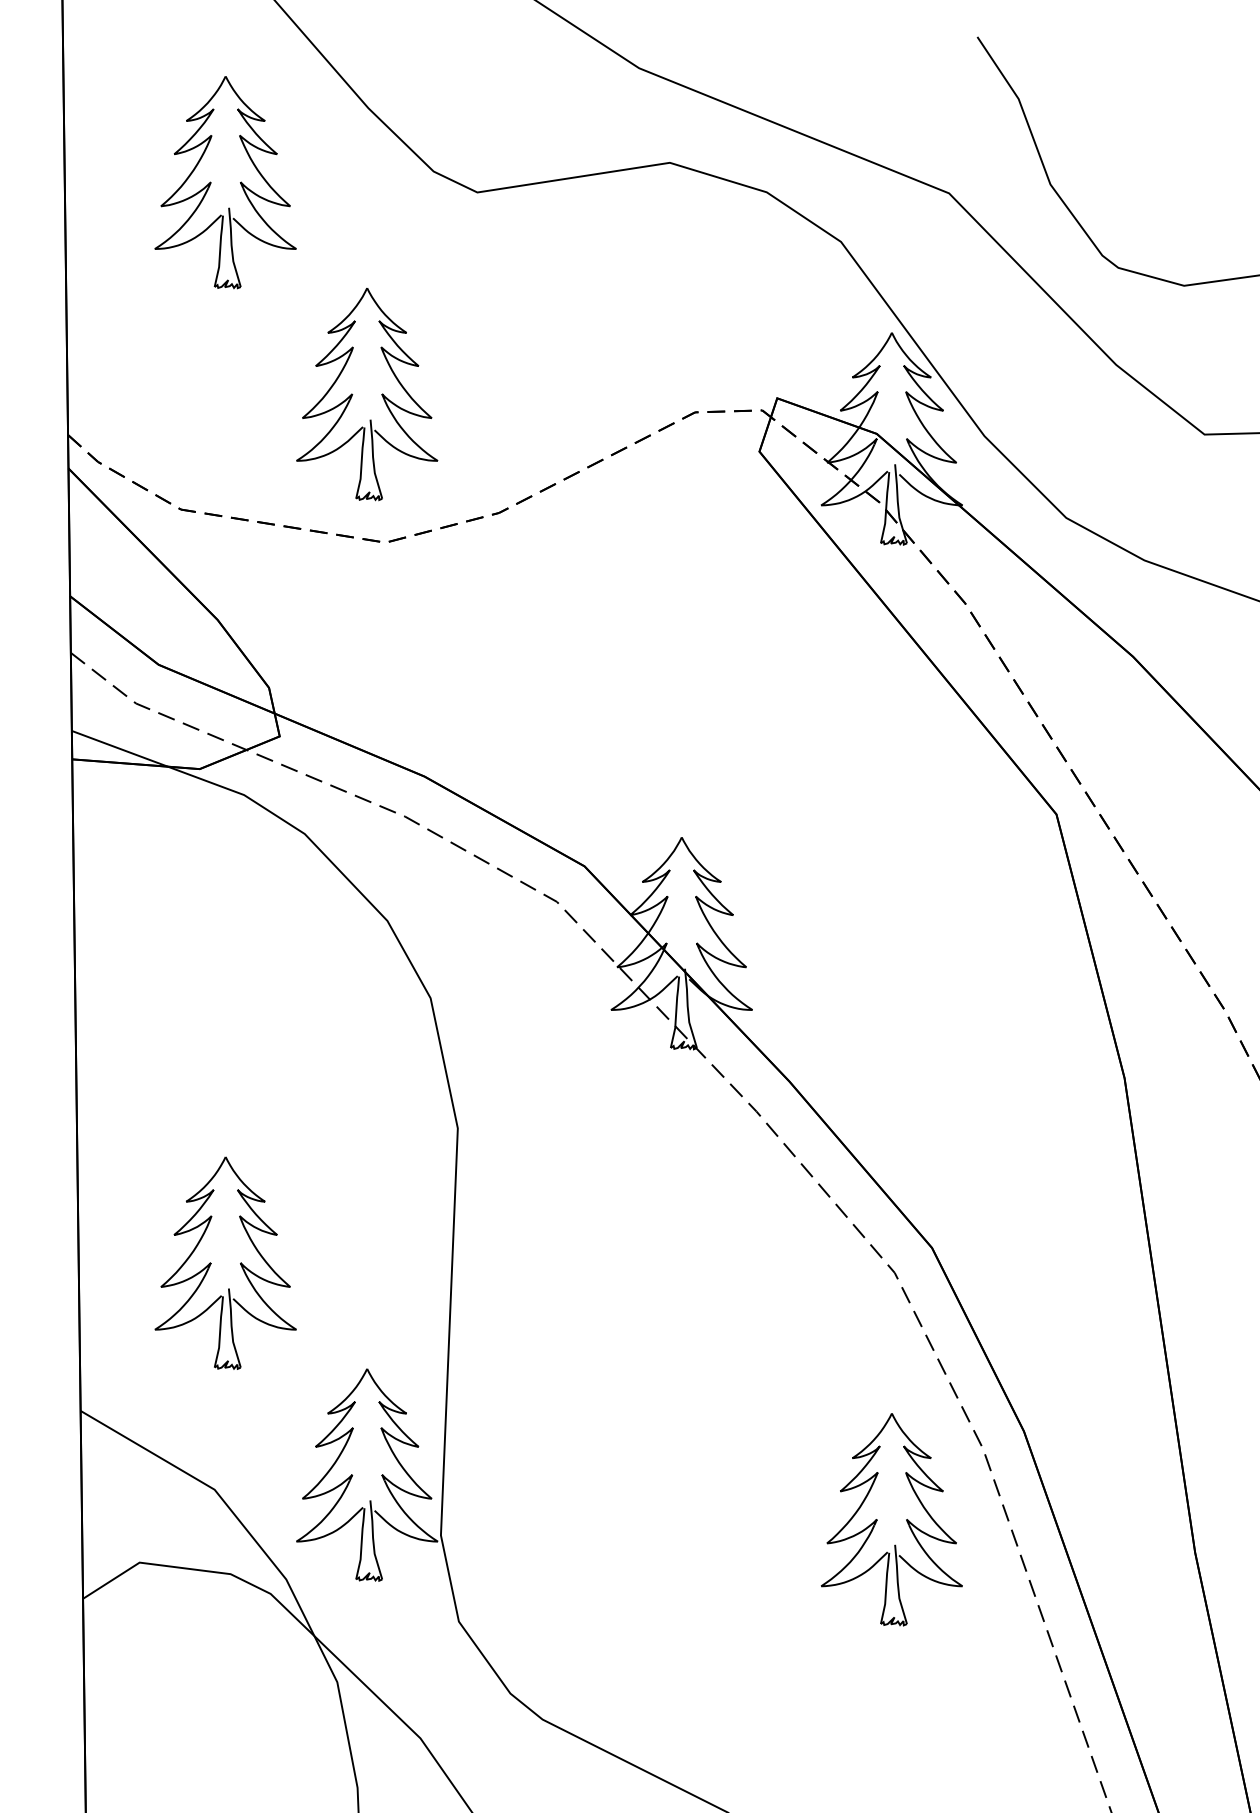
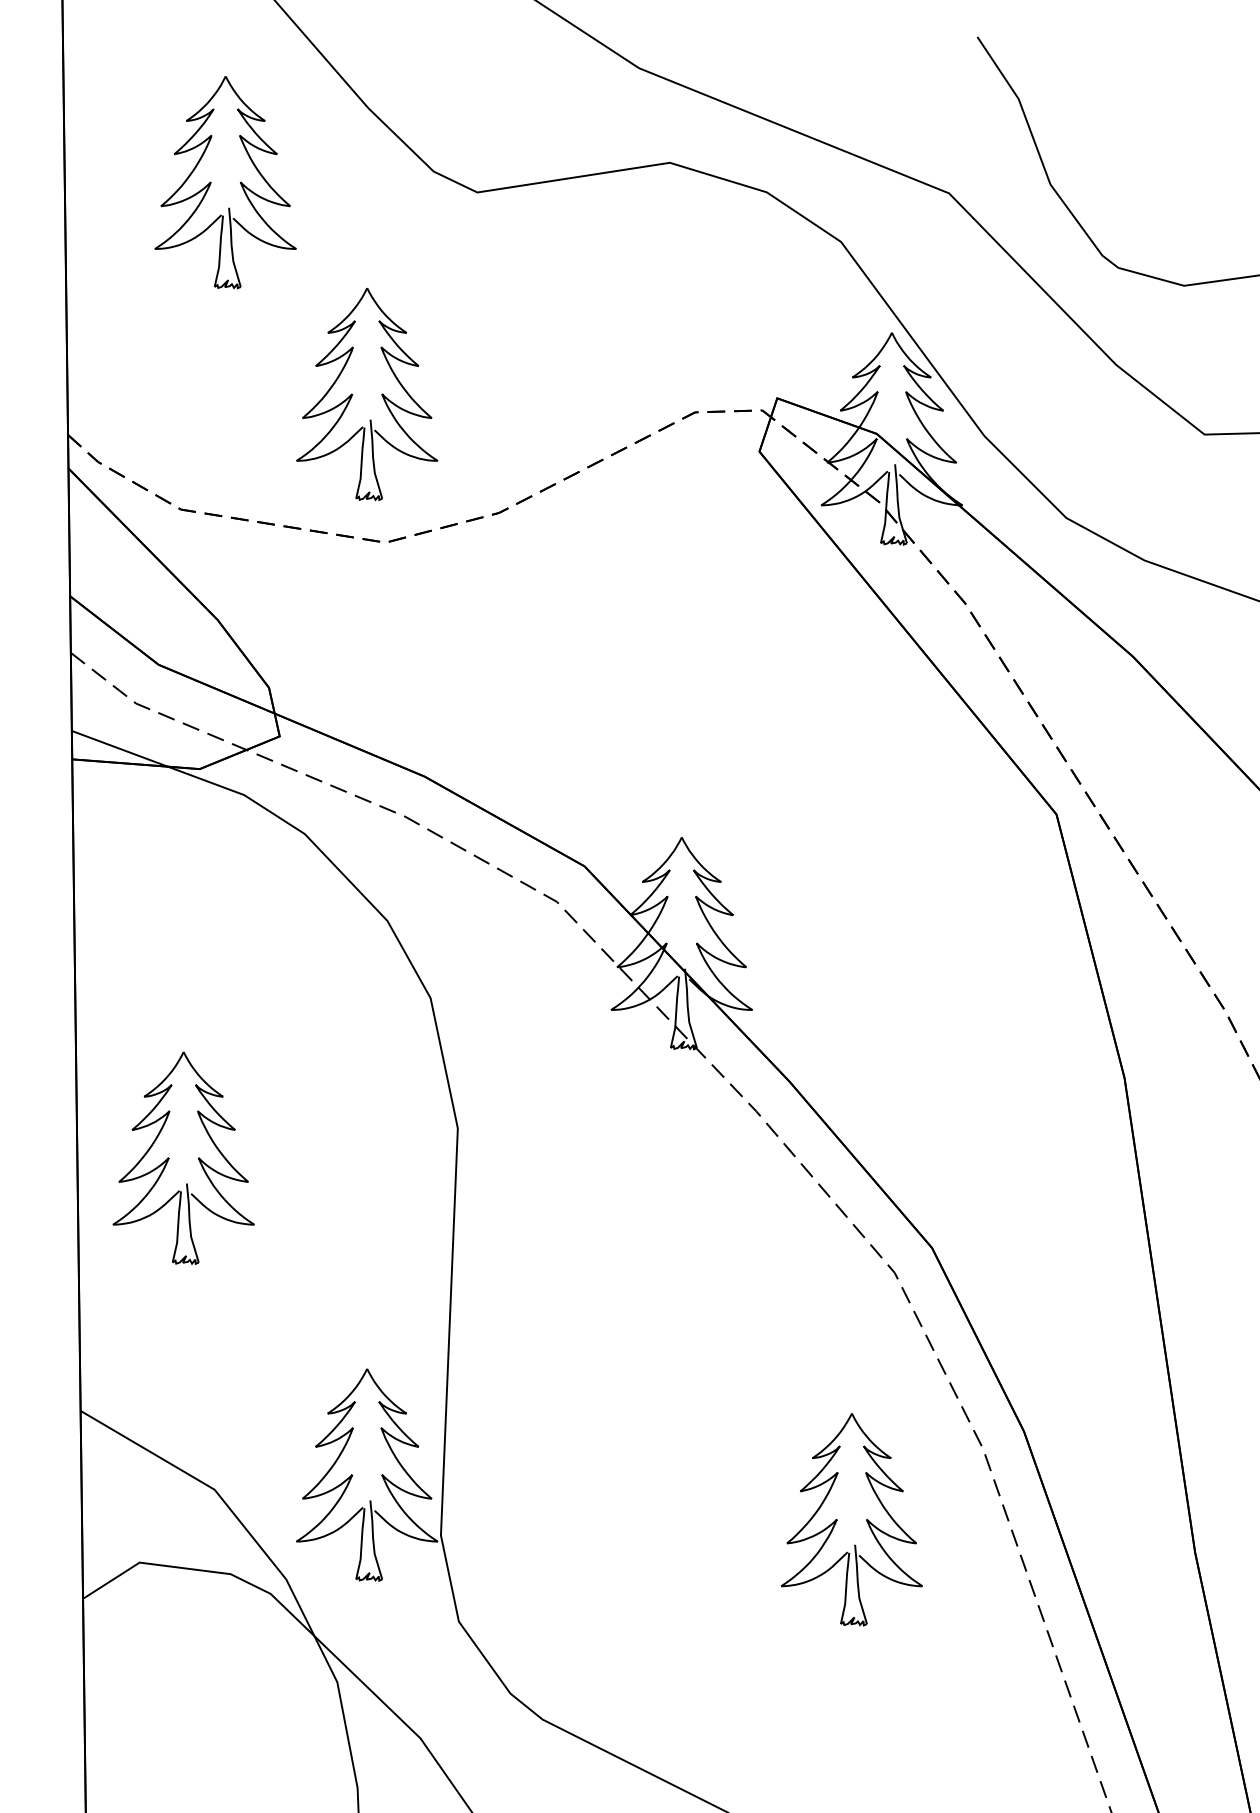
part position: (211, 1263) -> (169, 1158) (169, 1158)
part position: (891, 1519) -> (851, 1519) (851, 1519)
